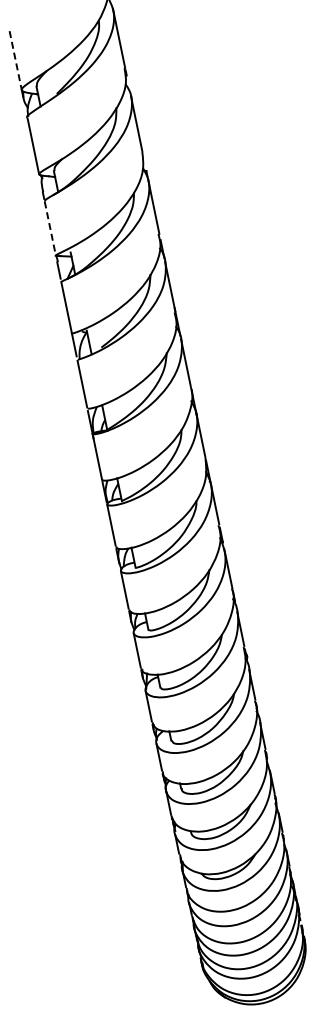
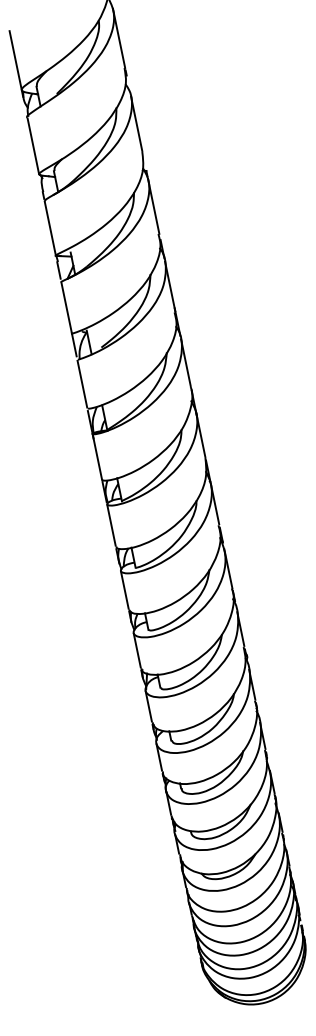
line: dashed -> solid (15, 61)
line: dashed -> solid (50, 228)
